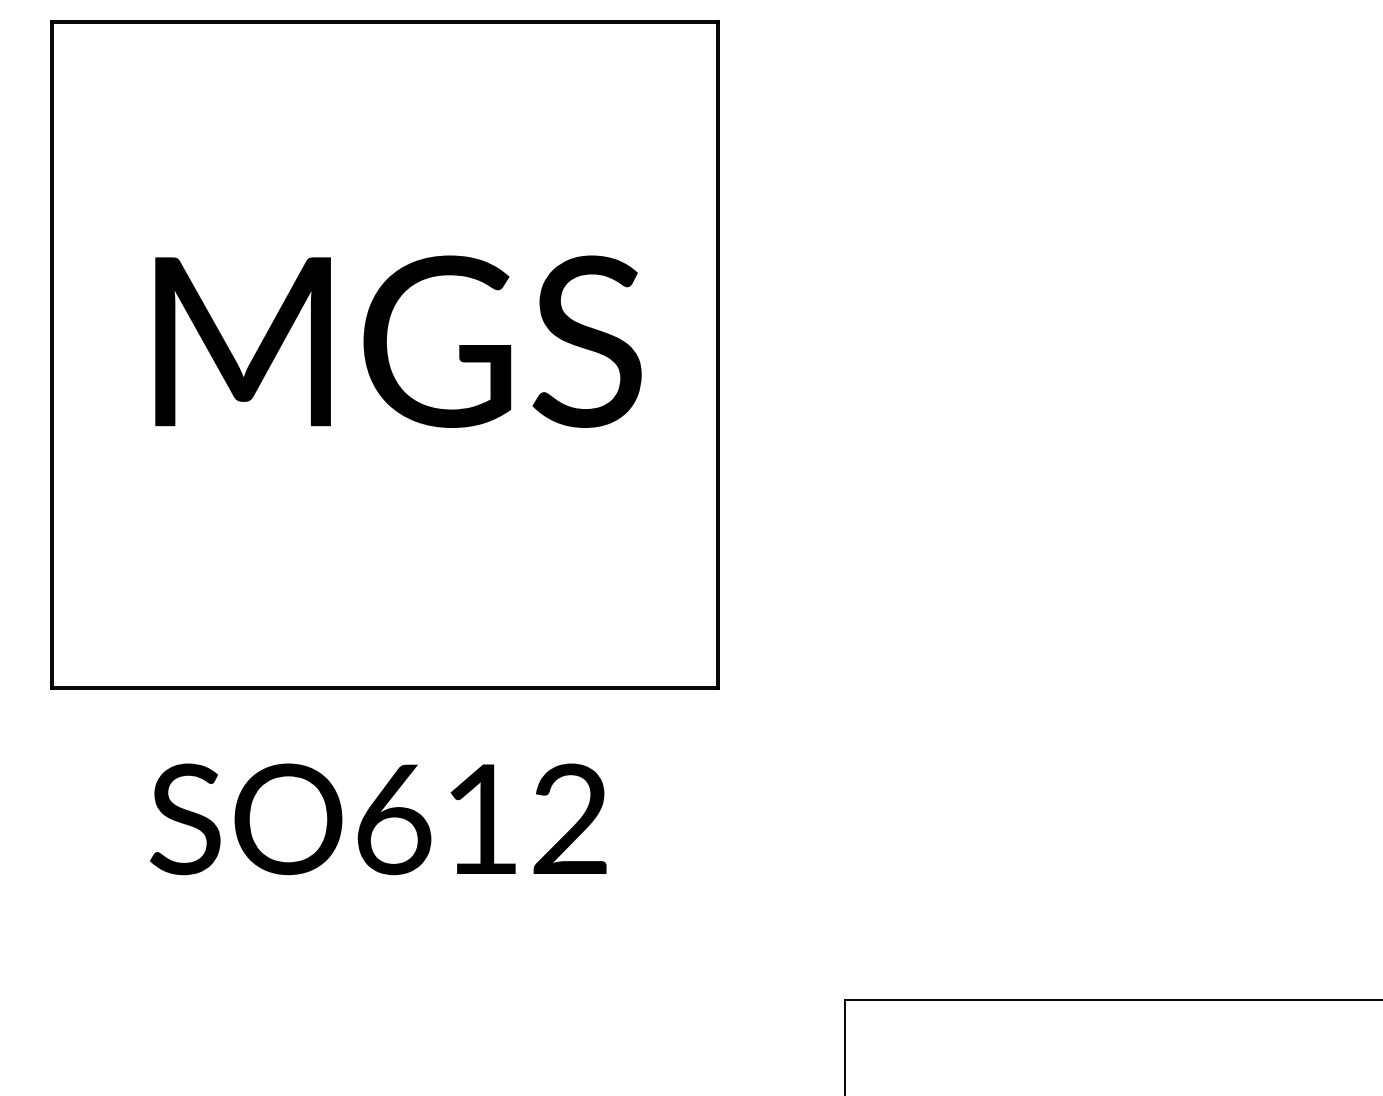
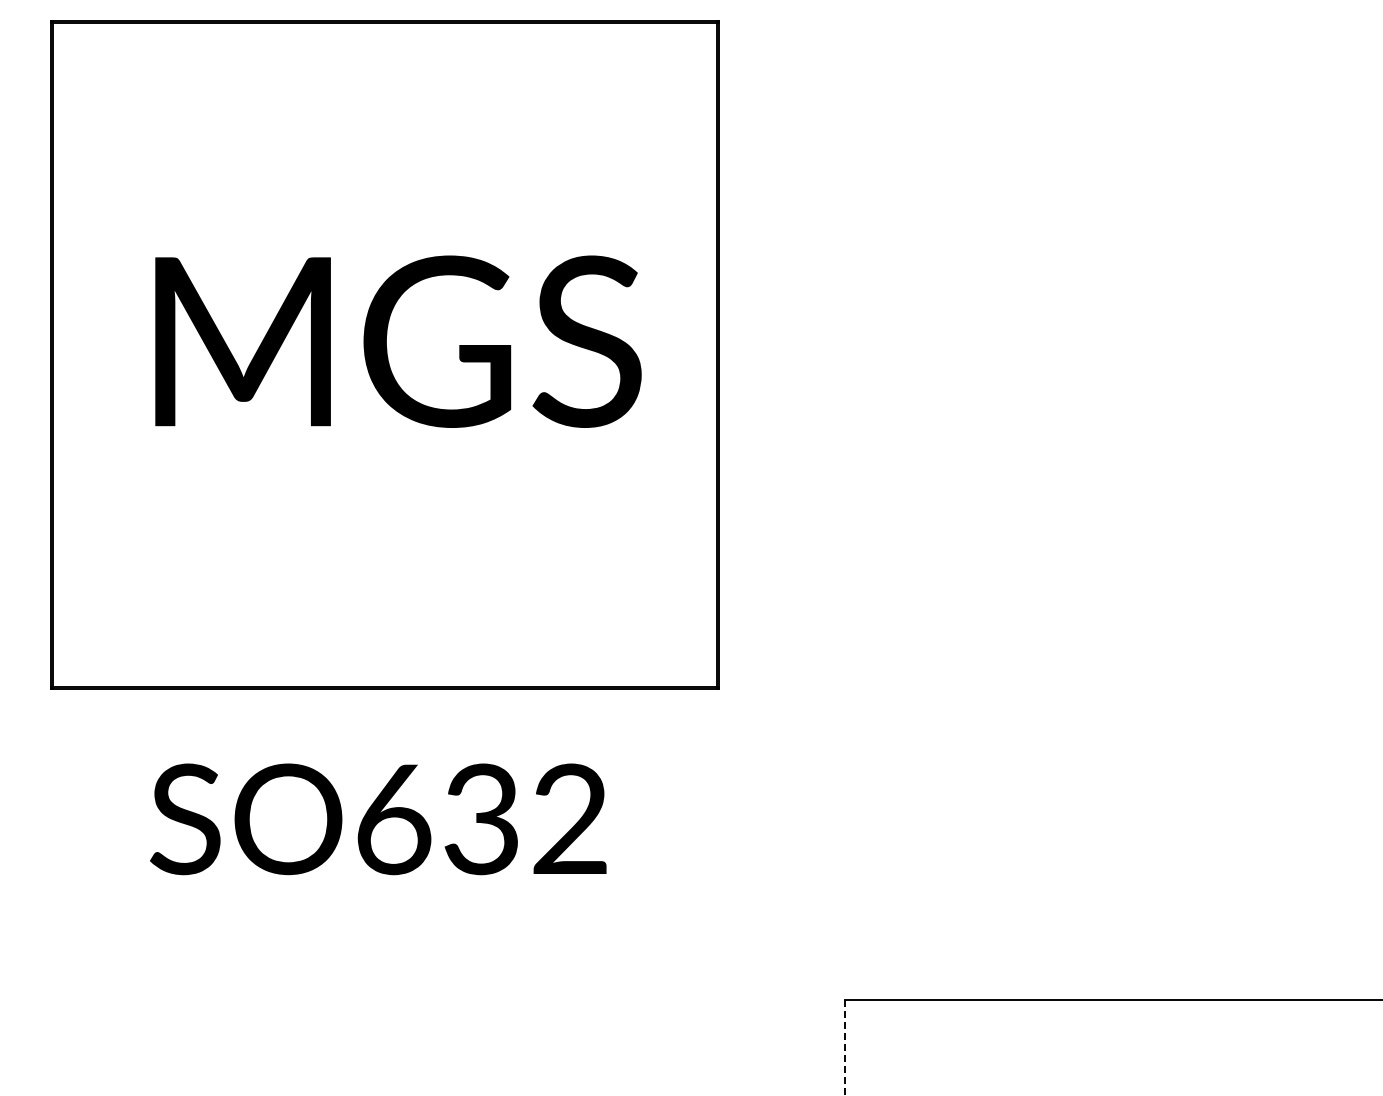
text: SO612 -> SO632 (480, 819)
line: solid -> dashed (845, 1047)
